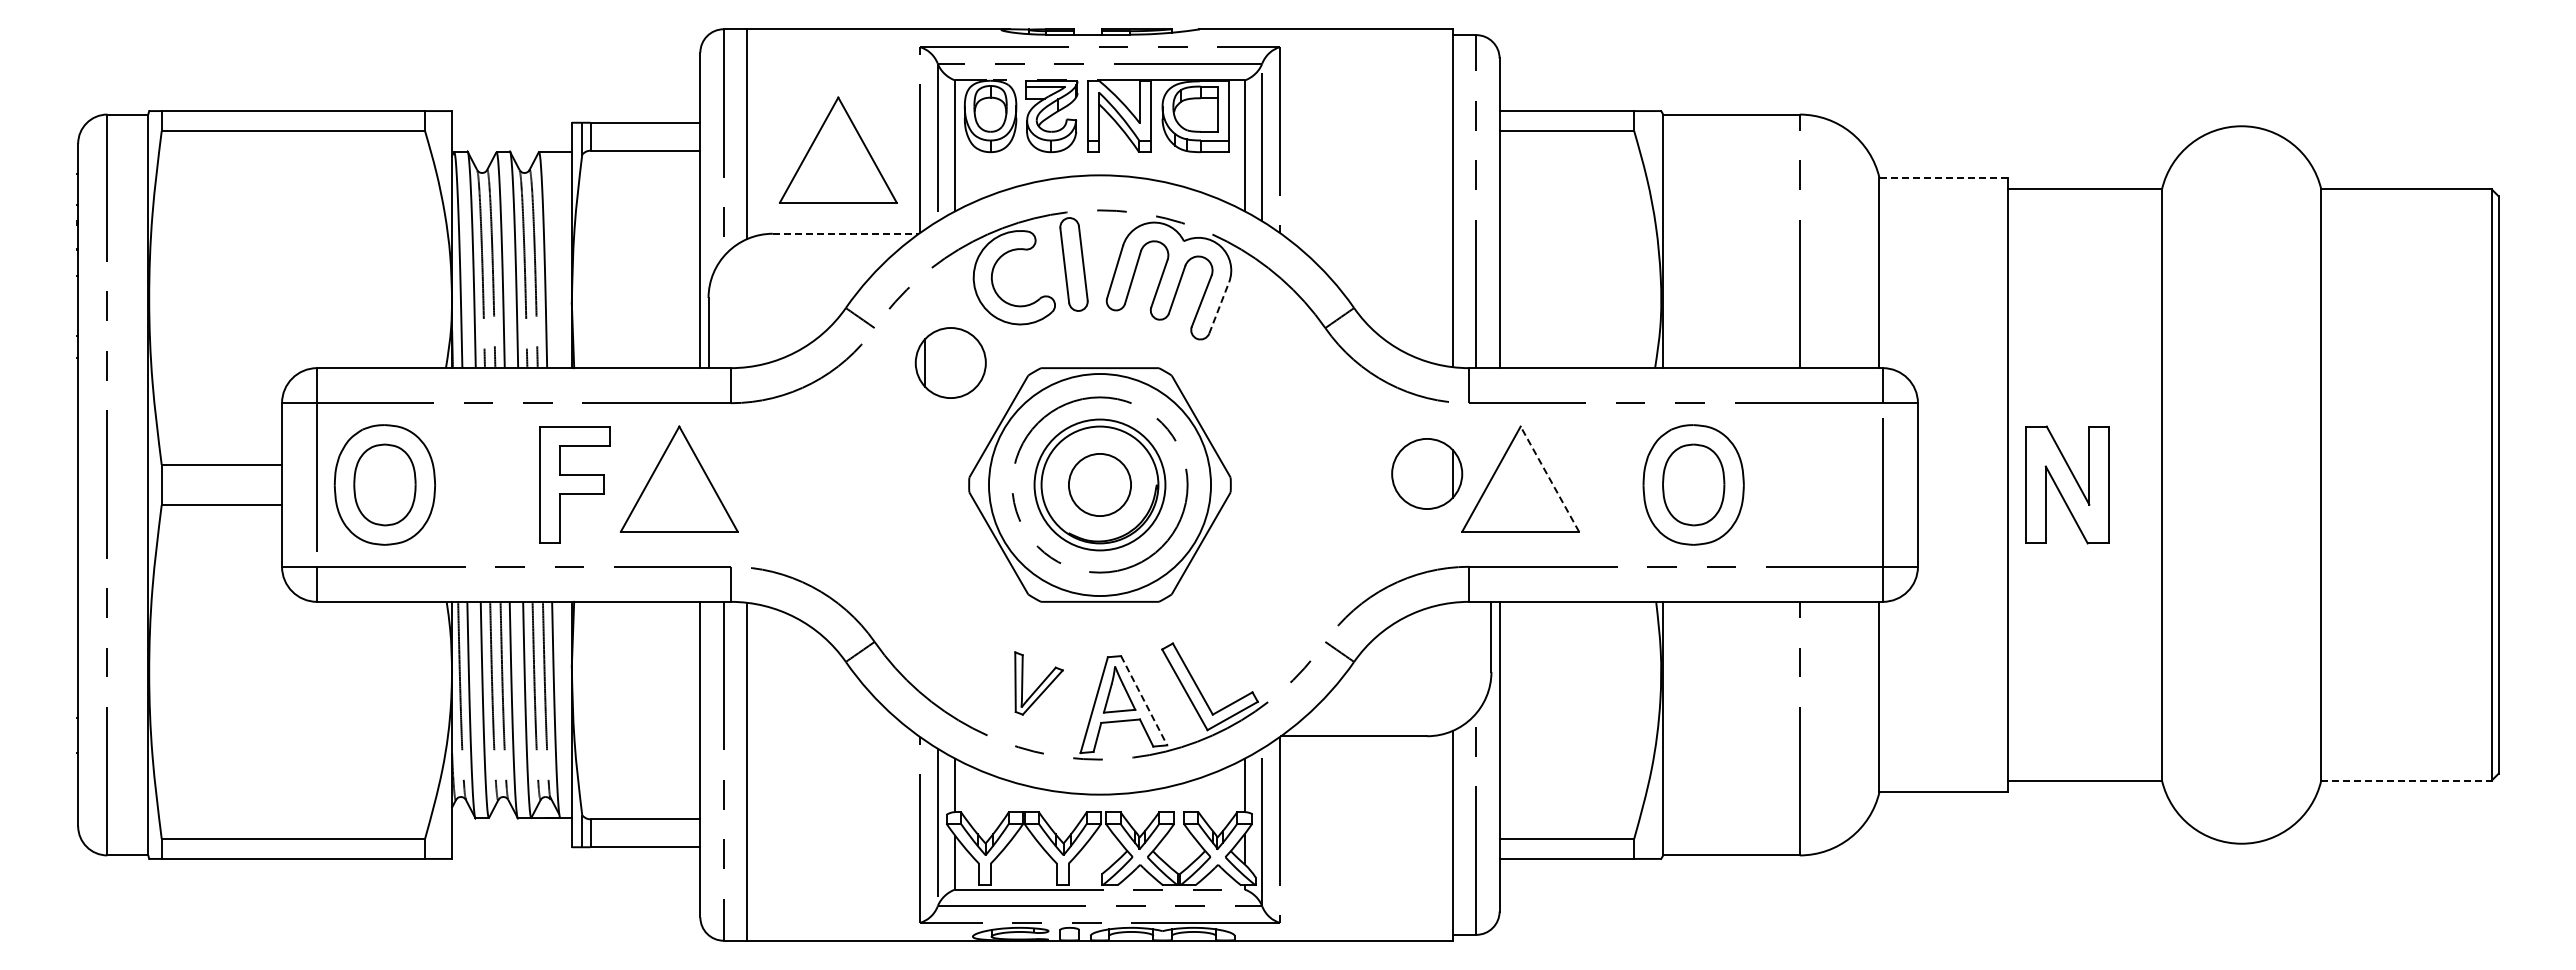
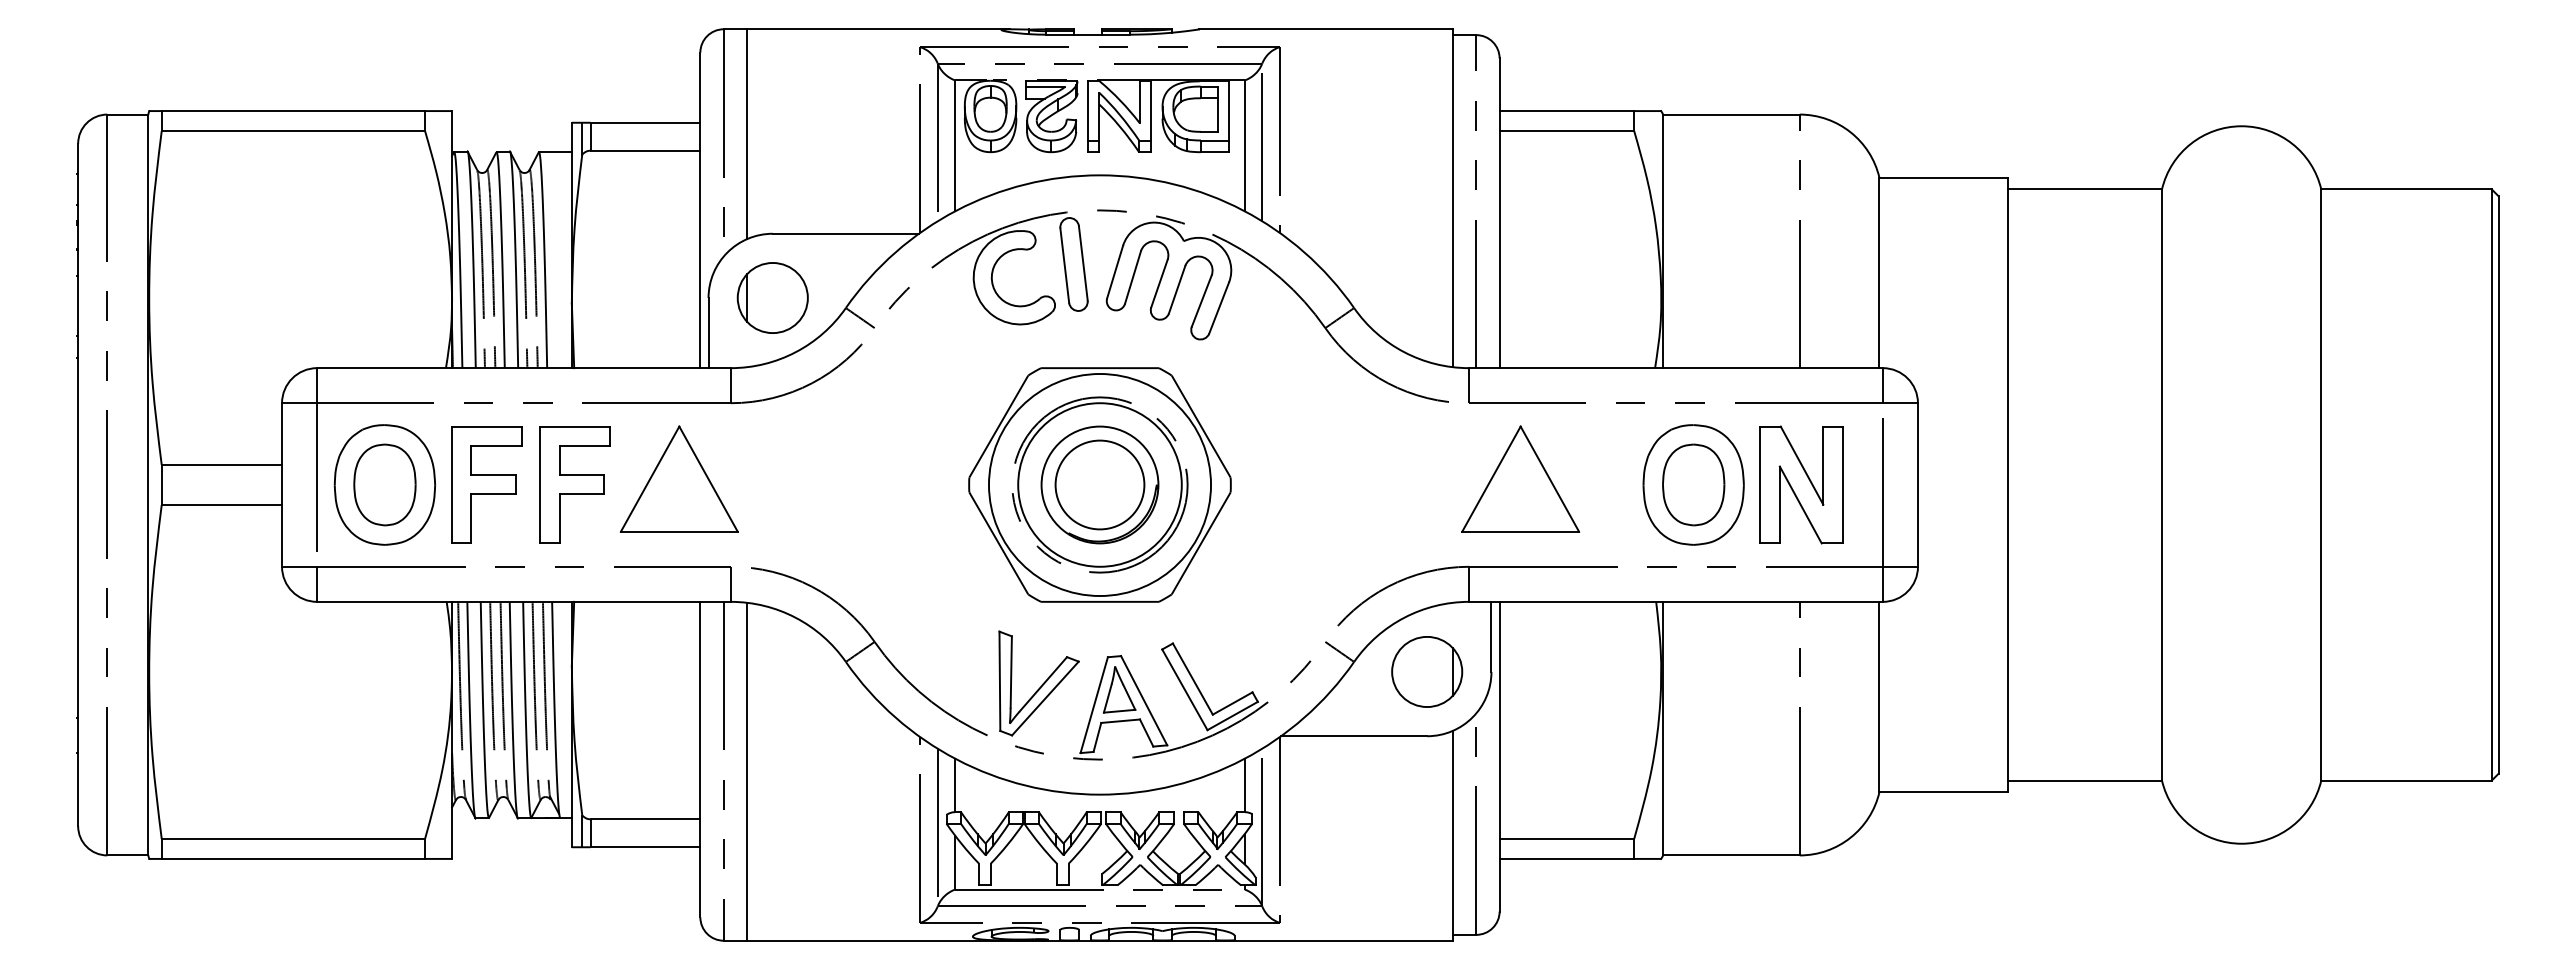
part: present -> none (838, 149)
line: dashed -> solid (1943, 177)
line: dashed -> solid (846, 233)
line: dashed -> solid (1219, 307)
part position: (950, 362) -> (772, 297) (772, 297)
part position: (1427, 473) -> (1427, 671) (1427, 671)
line: dashed -> solid (1549, 478)
part: none -> present (486, 484)
circle diameter: 131 px -> 164 px (1099, 484)
circle diameter: 62 px -> 89 px (1099, 484)
part position: (2067, 484) -> (1801, 484) (1801, 484)
part size: 50x65 px -> 82x107 px (1038, 683)
line: dashed -> solid (1144, 701)
line: dashed -> solid (2406, 780)
